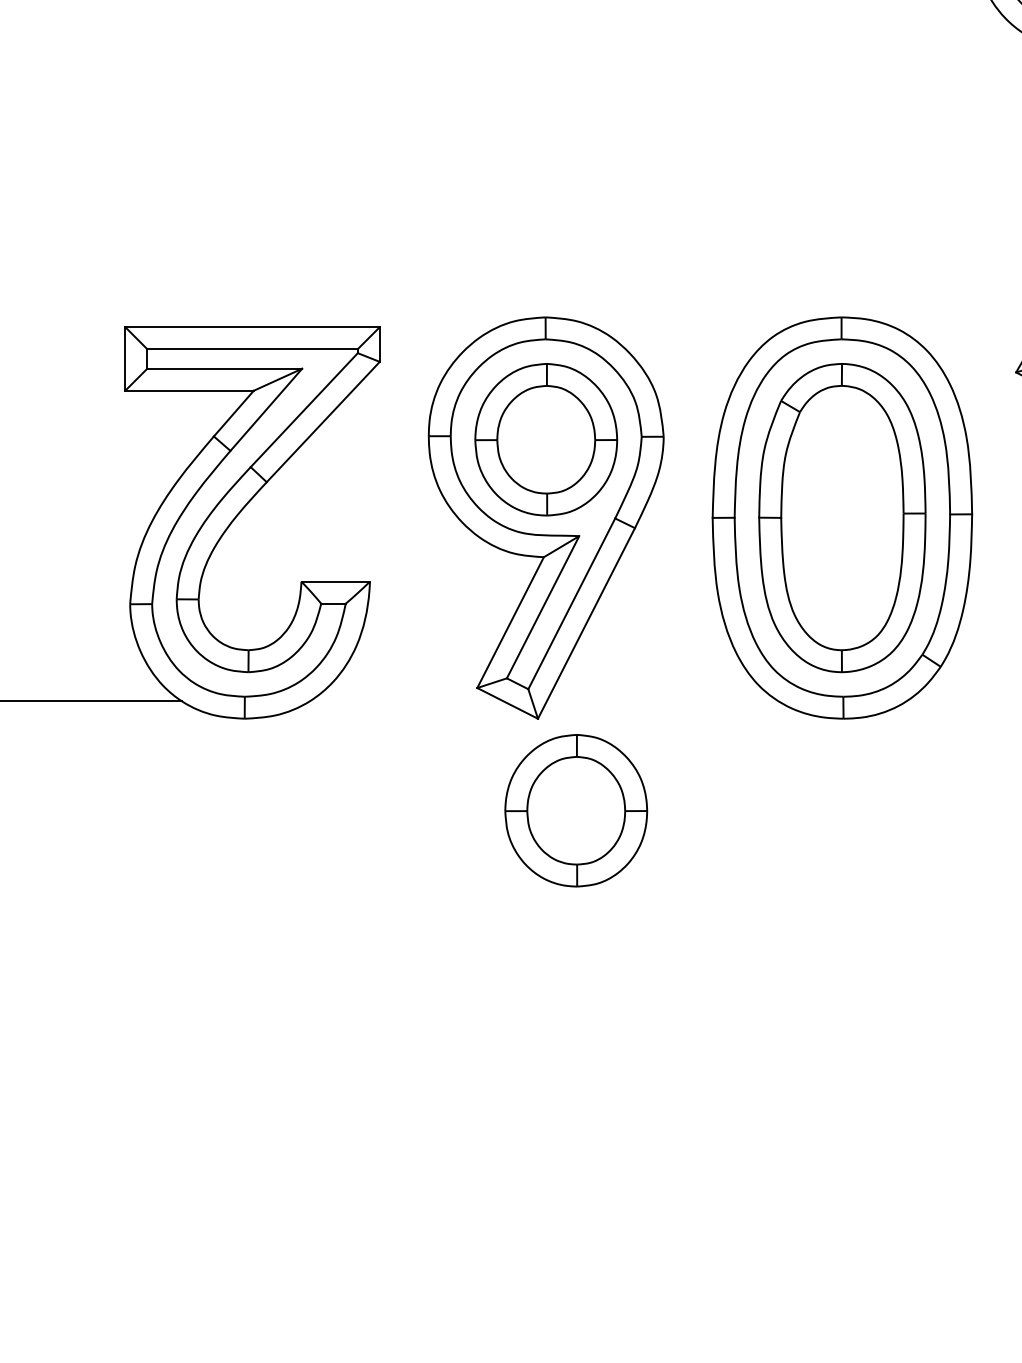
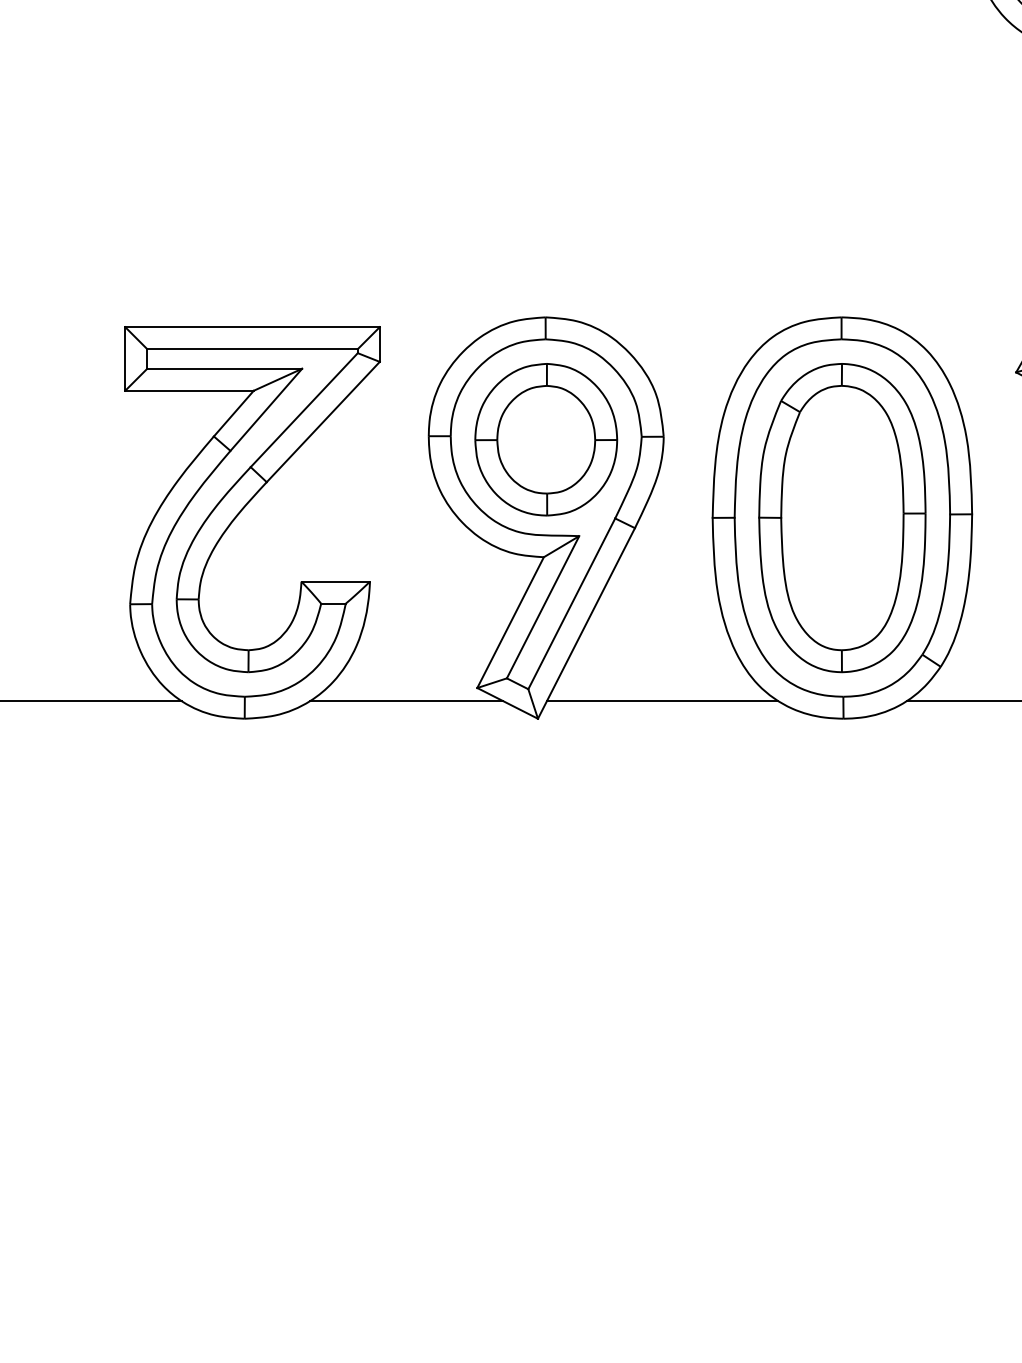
line: none -> present (406, 701)
line: none -> present (662, 701)
line: none -> present (962, 701)
part: present -> none (576, 810)
